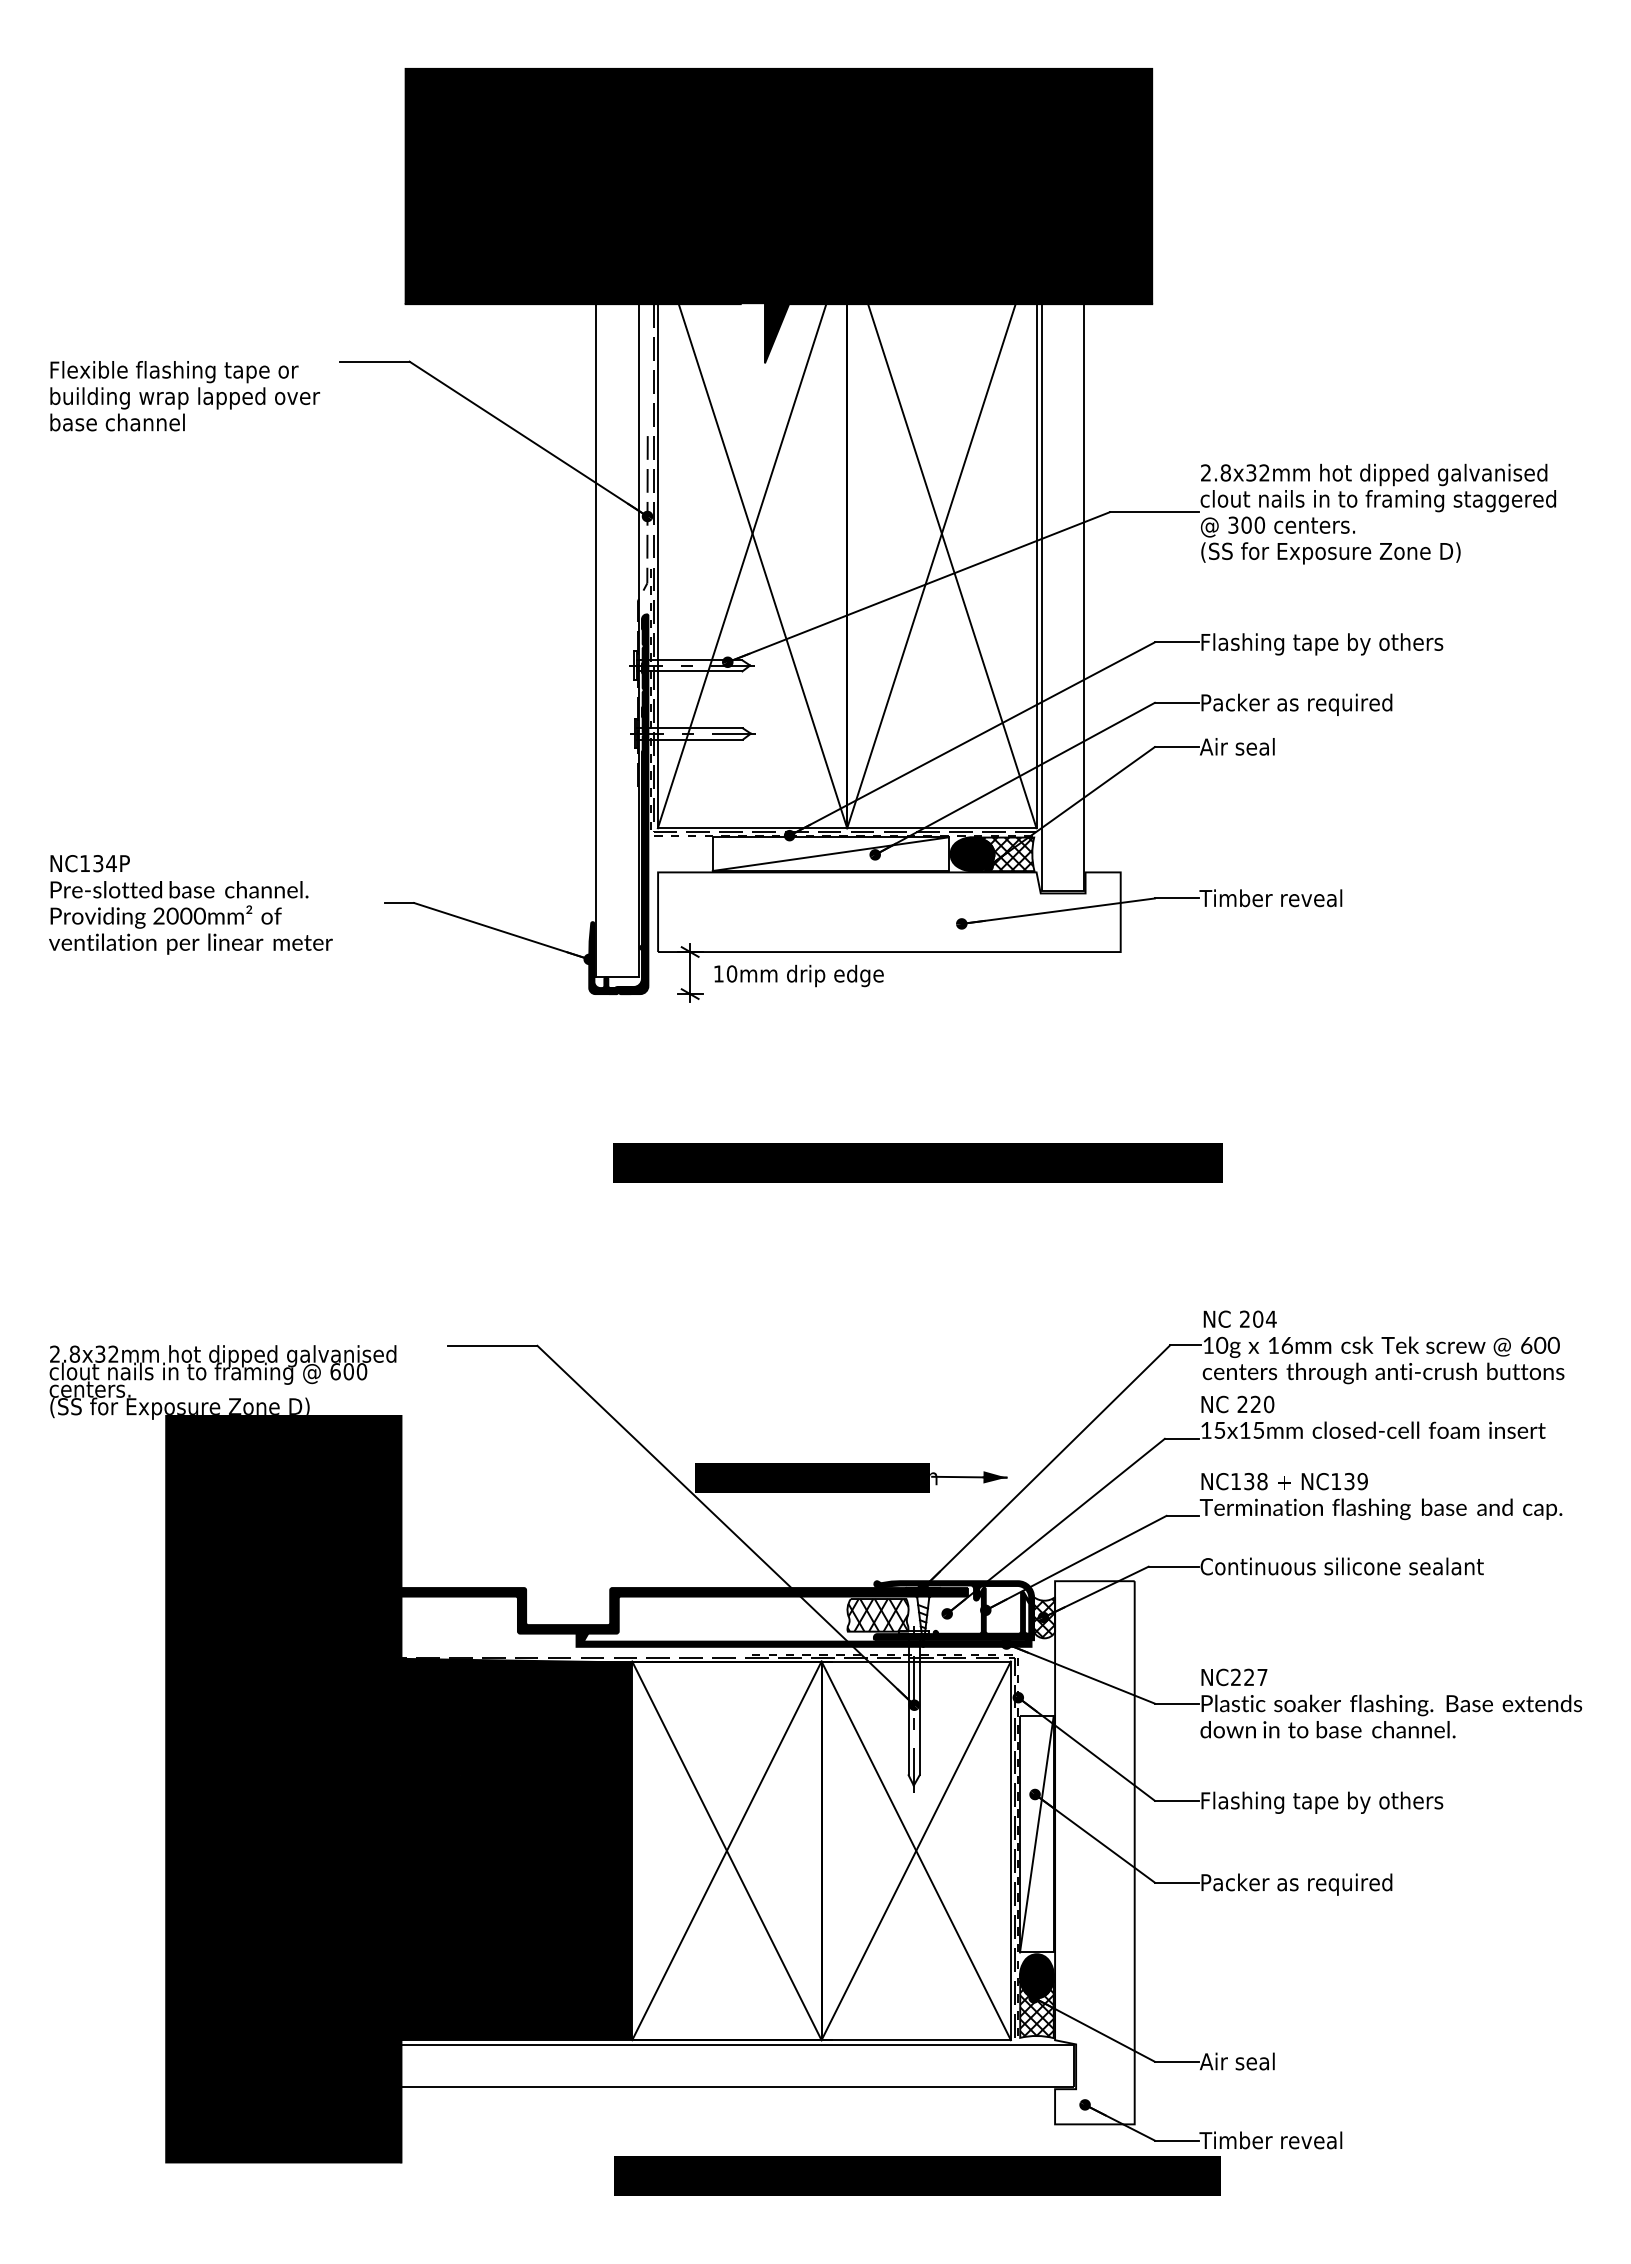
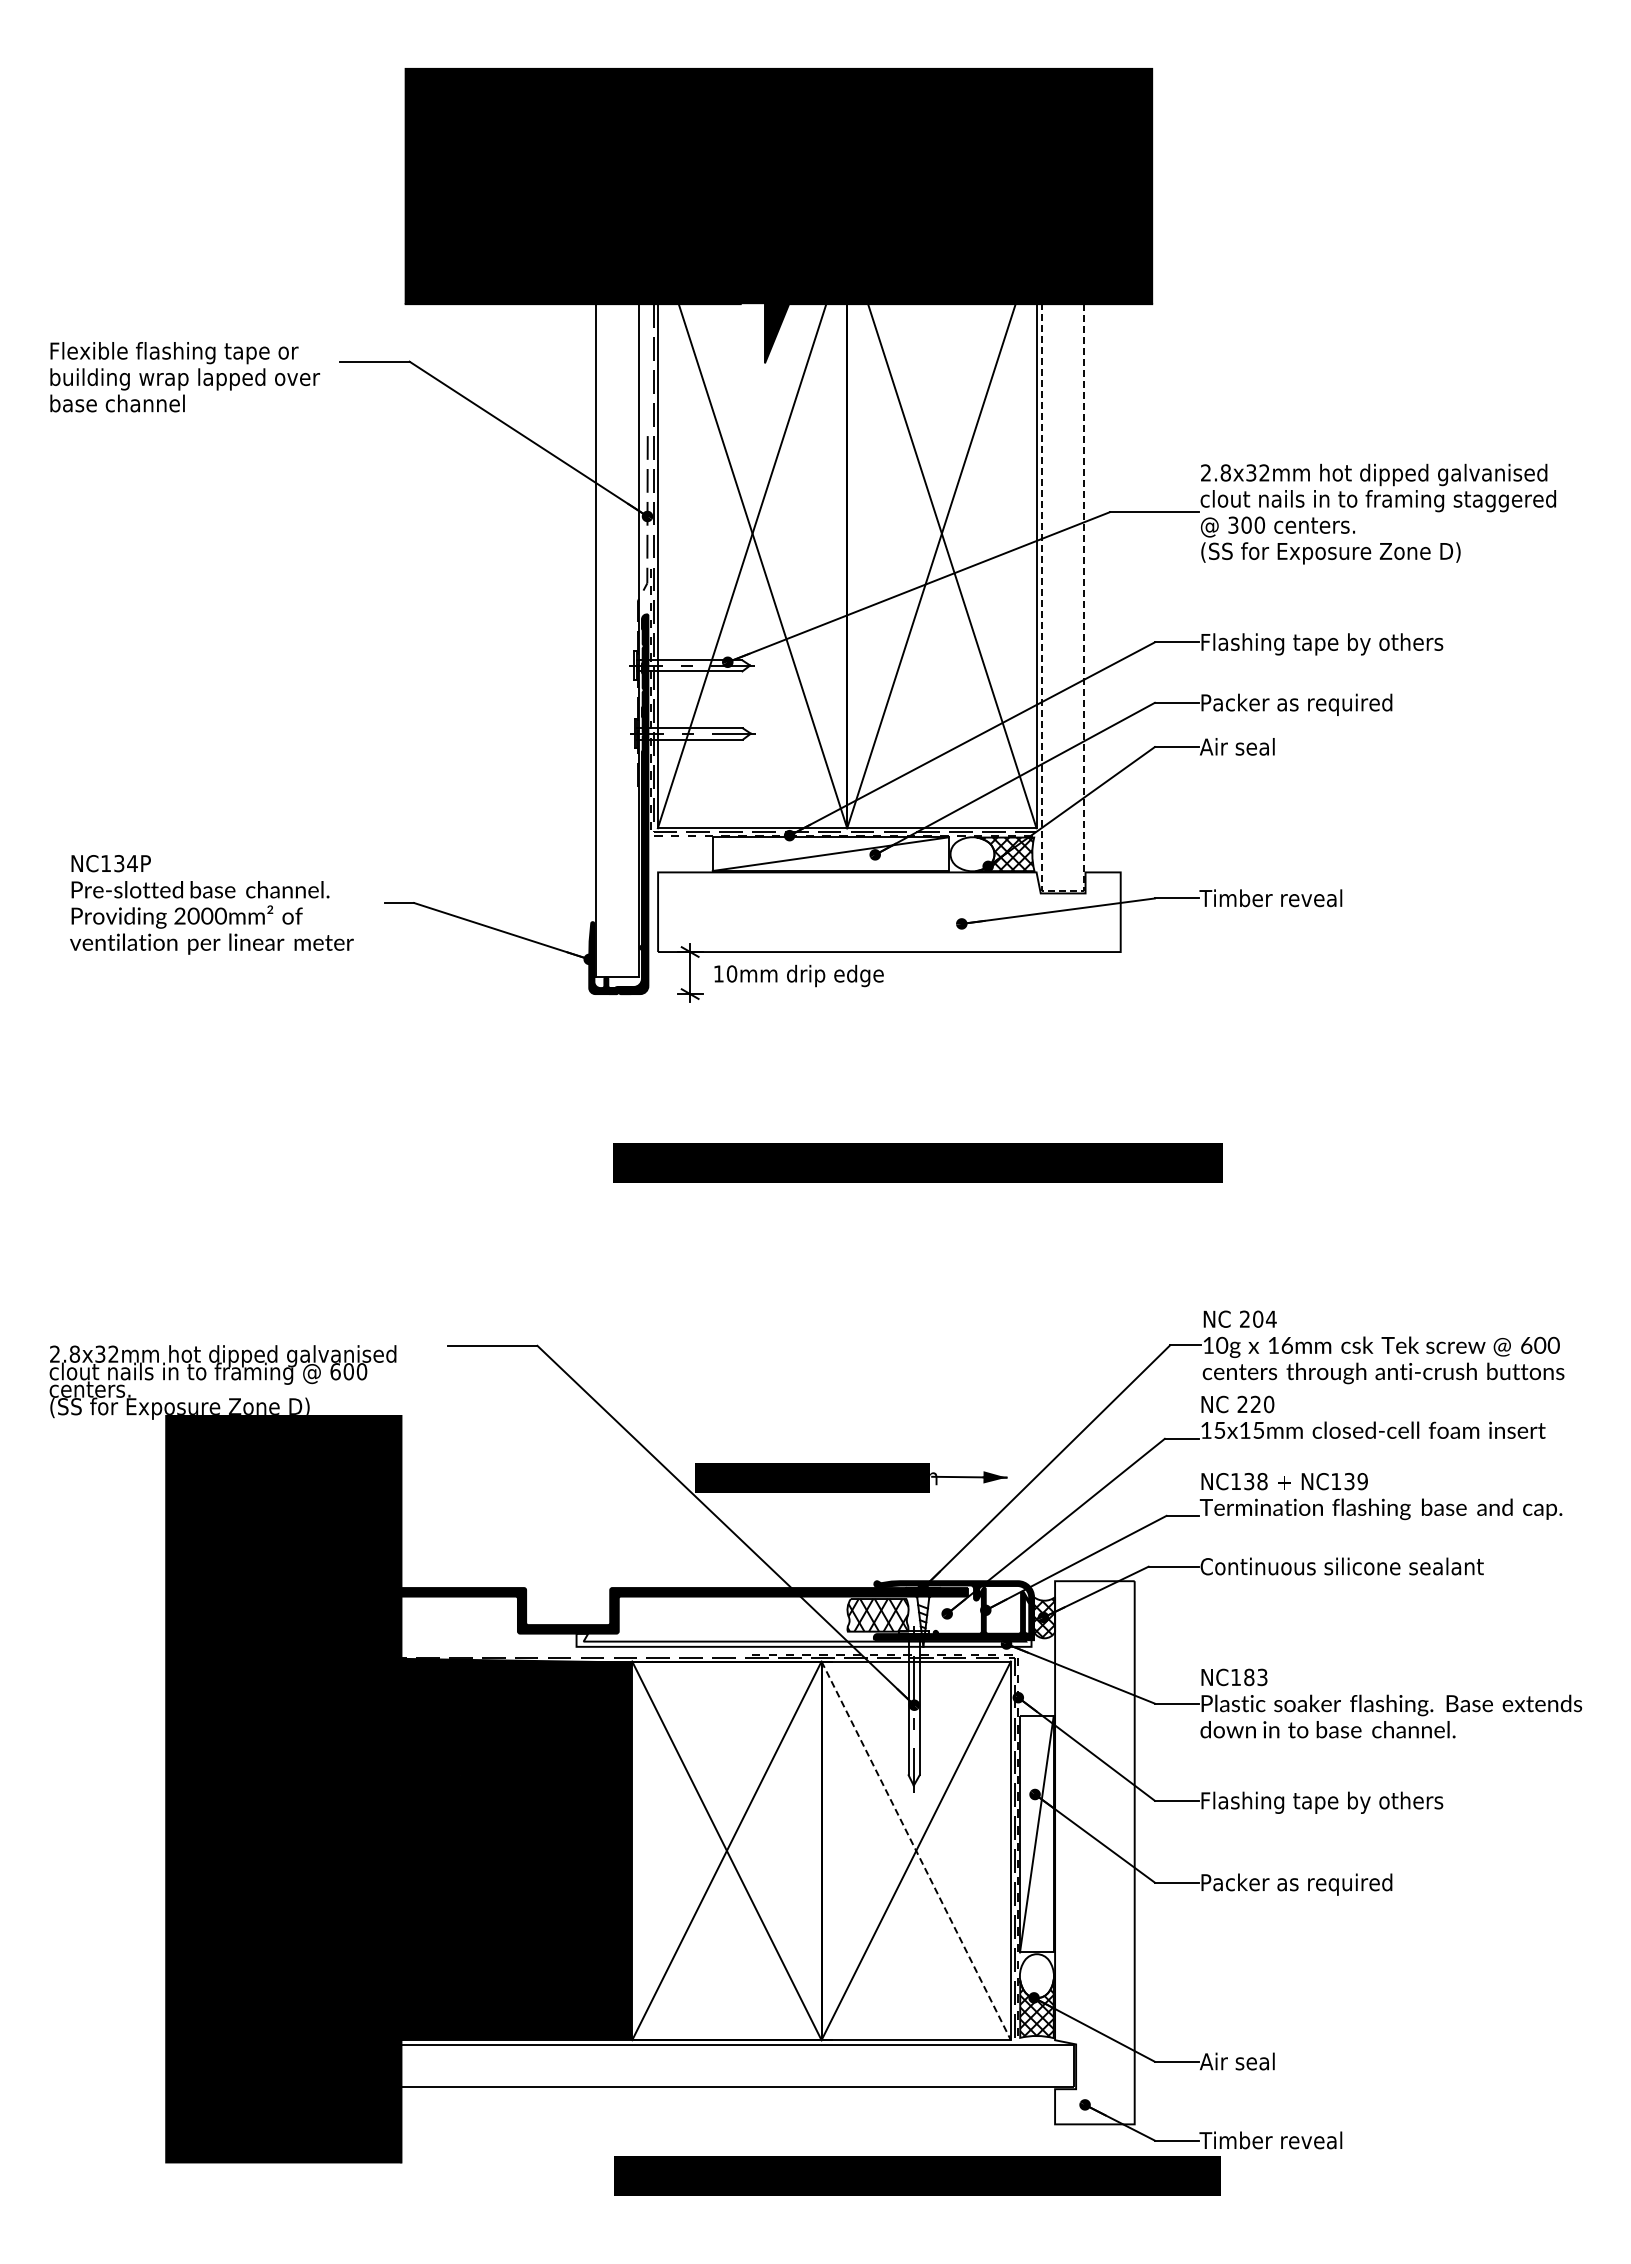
text position: (185, 396) -> (185, 377) (185, 377)
fill: present -> none (972, 854)
line: solid -> dashed (1062, 891)
text position: (190, 904) -> (211, 904) (211, 904)
fill: present -> none (803, 1639)
text: NC227 -> NC183 (1249, 1677)
line: solid -> dashed (916, 1850)
fill: present -> none (1036, 1976)
